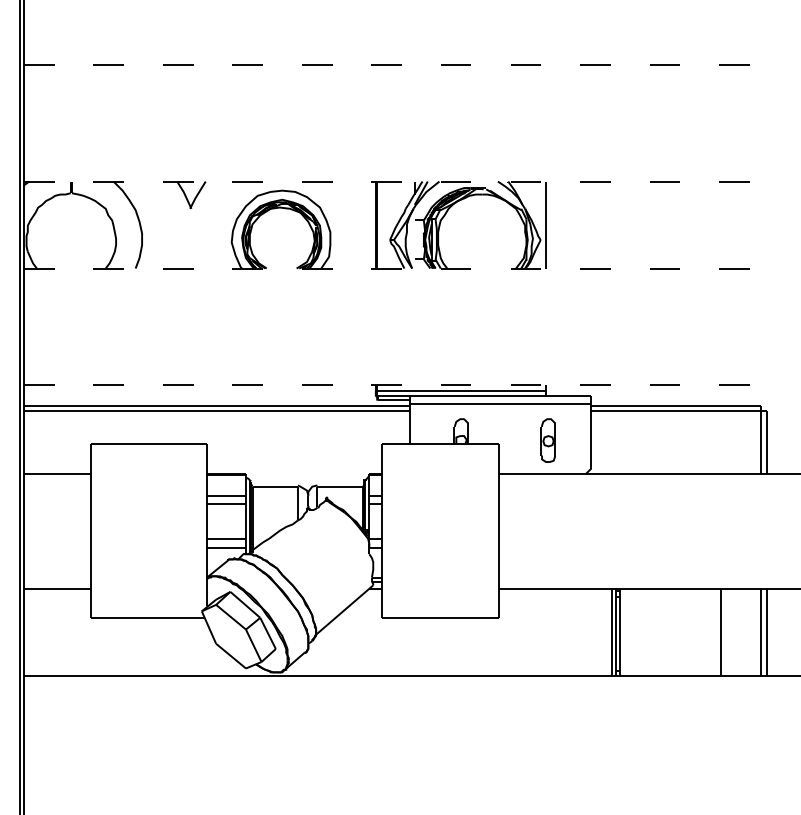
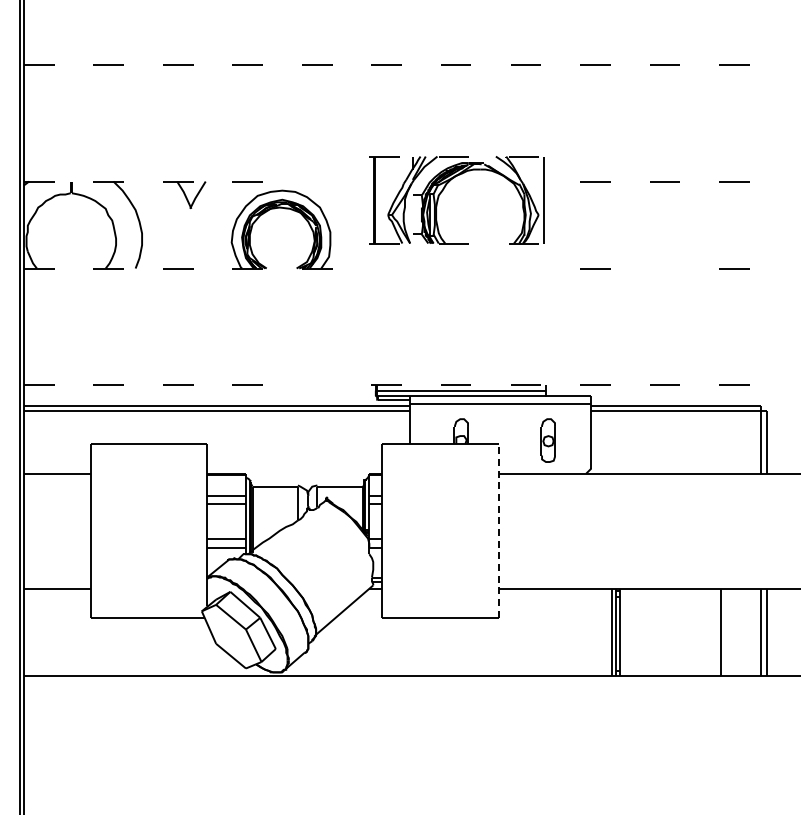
line: present -> none (317, 181)
part position: (444, 217) -> (442, 192) (442, 192)
line: present -> none (664, 268)
line: present -> none (317, 384)
line: solid -> dashed (499, 530)
